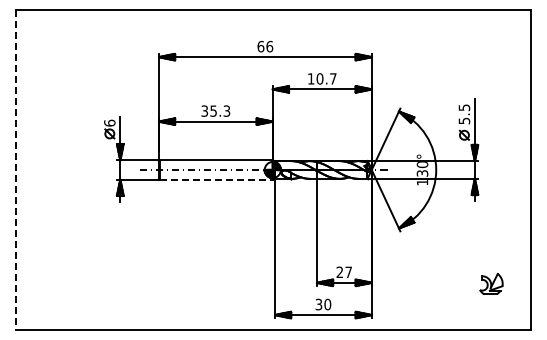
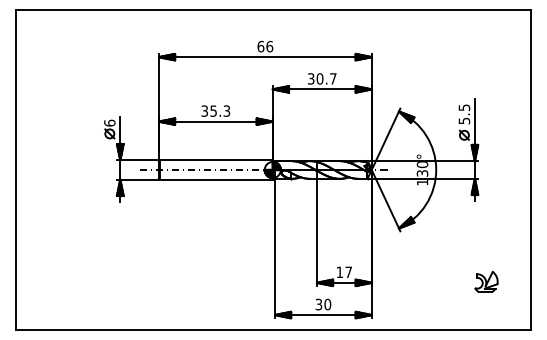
text: 10.7 -> 30.7 (310, 78)
line: dashed -> solid (16, 170)
line: dashed -> solid (217, 179)
text: 27 -> 17 (339, 271)
part position: (491, 283) -> (486, 281) (486, 281)
